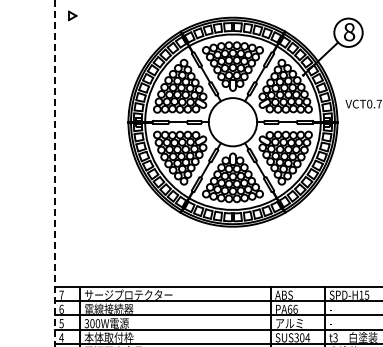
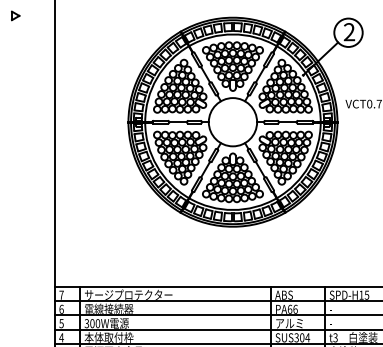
part position: (72, 15) -> (15, 15) (15, 15)
text: 8 -> 2 (349, 32)
line: dashed -> solid (54, 174)
